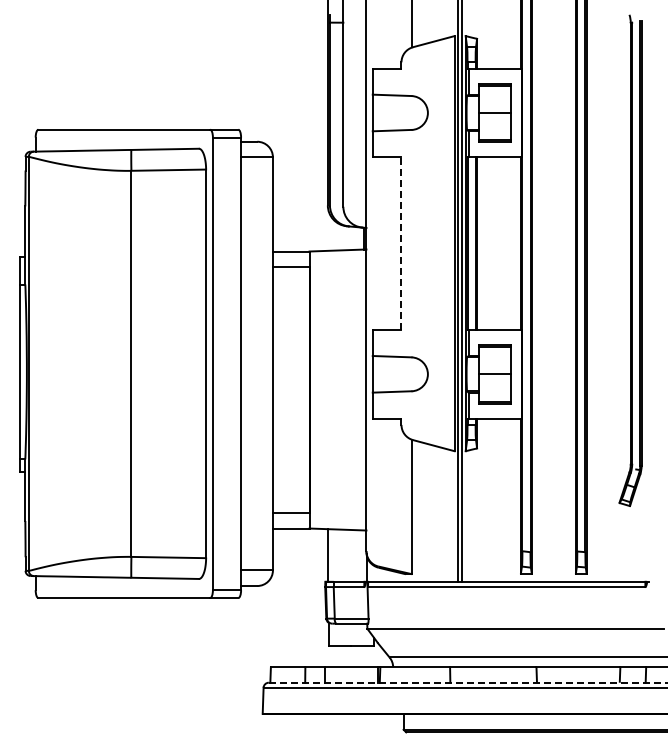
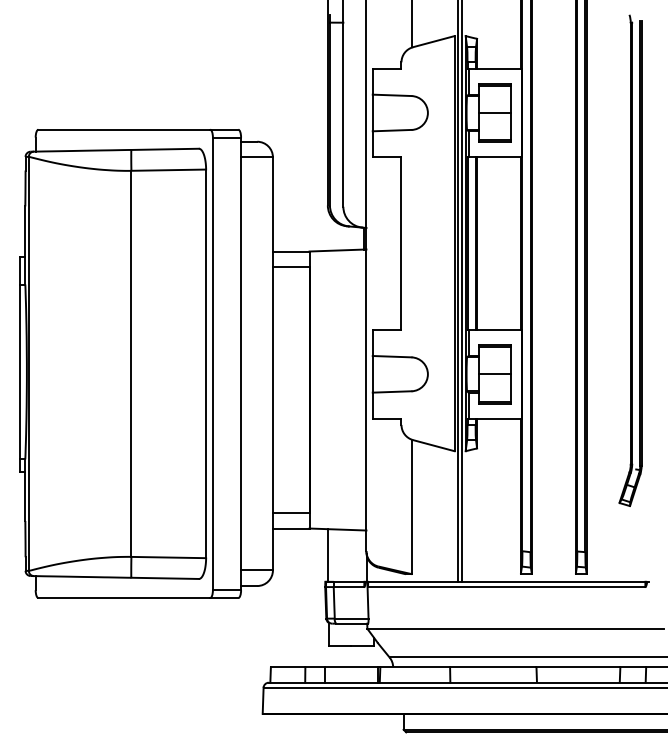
line: dashed -> solid (401, 243)
line: dashed -> solid (468, 682)
